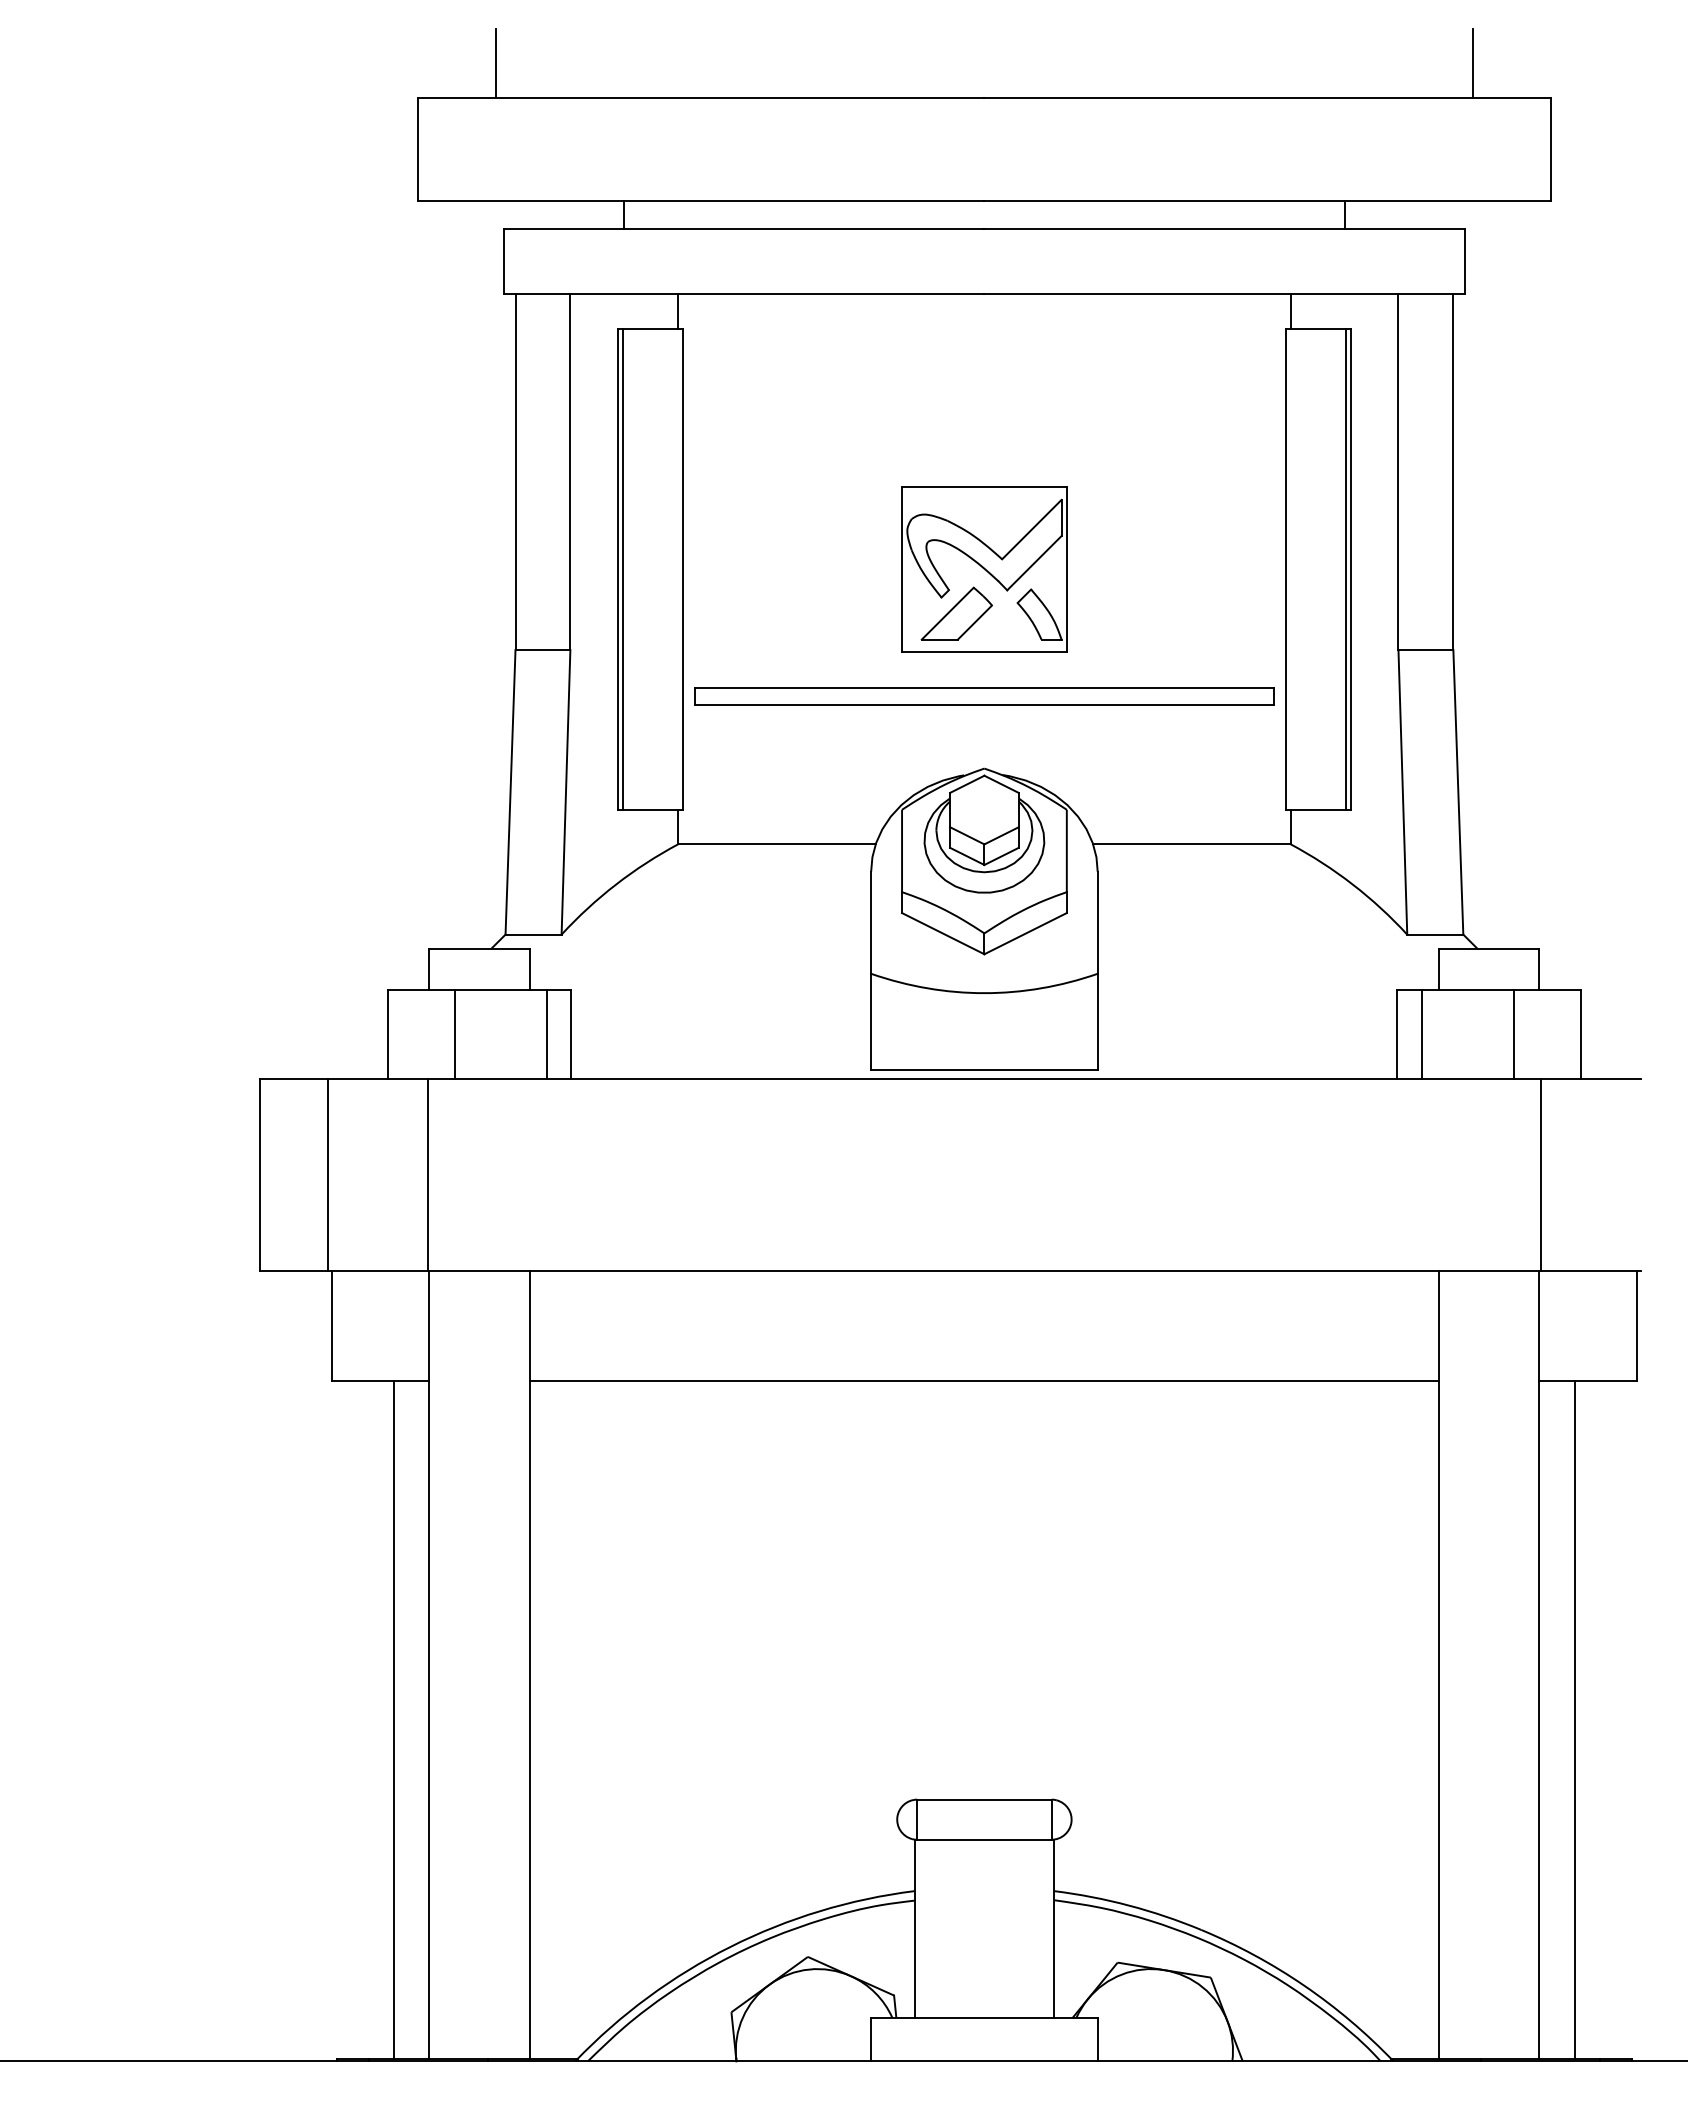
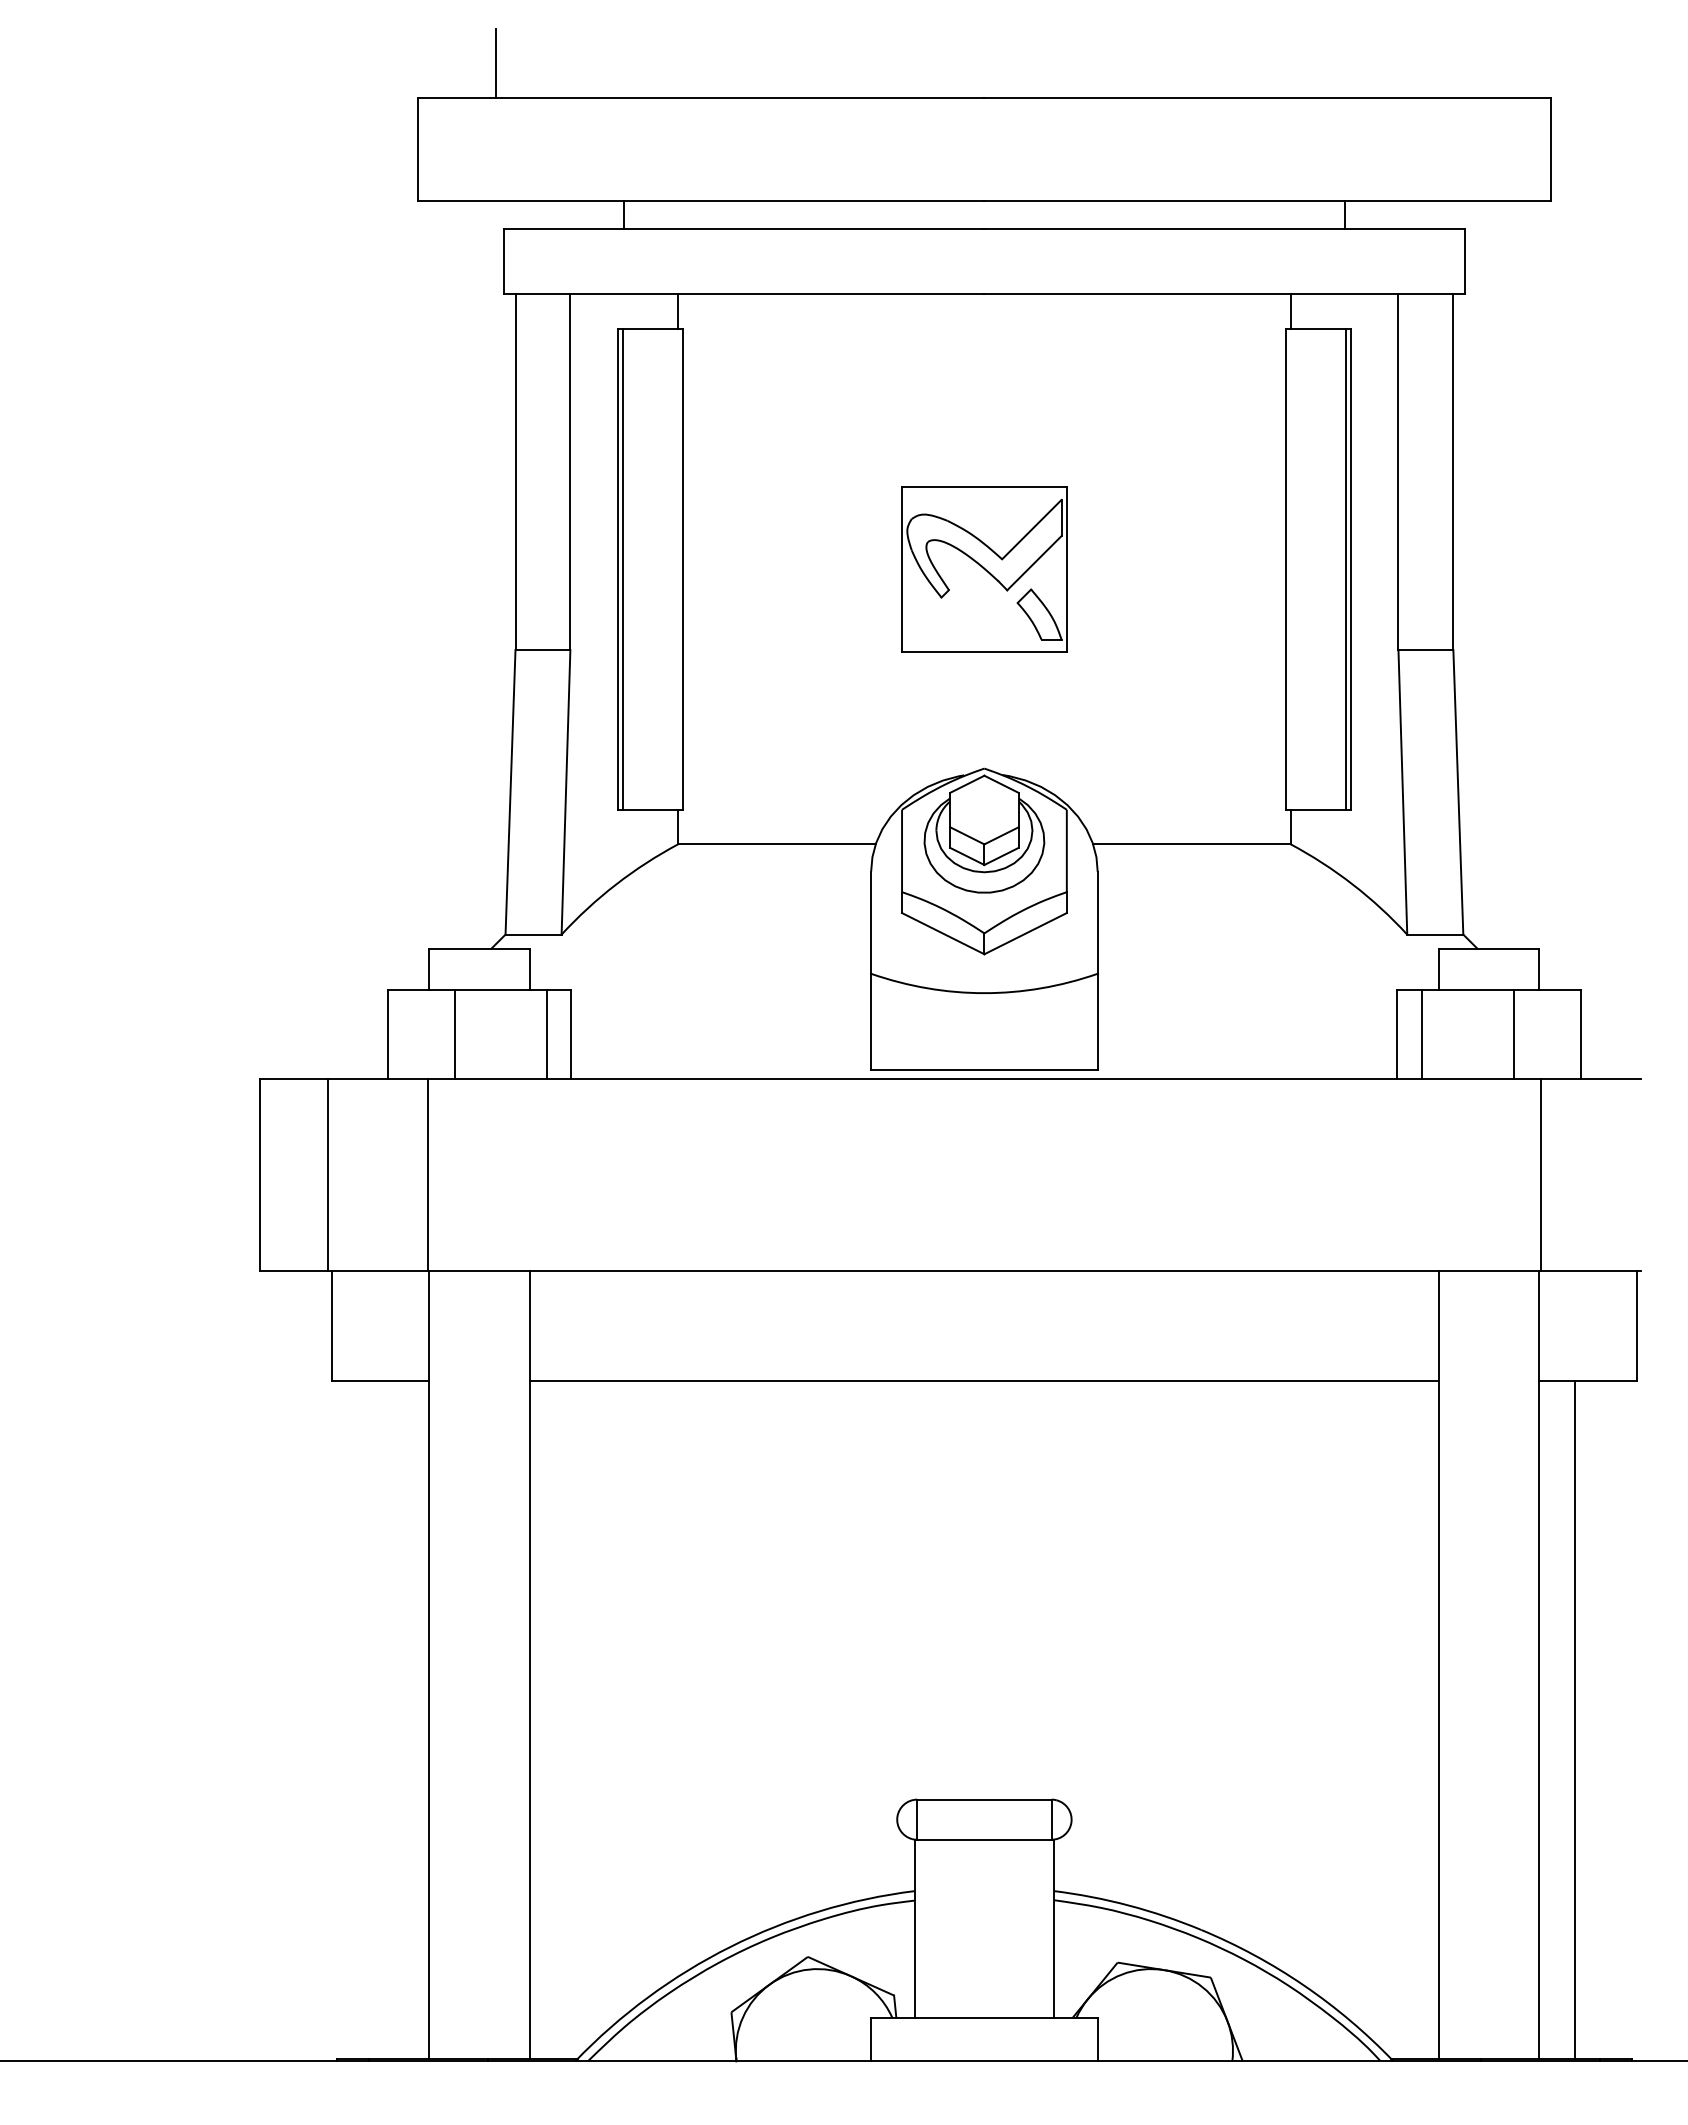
line: present -> none (1473, 63)
part: present -> none (956, 613)
part: present -> none (984, 696)
line: present -> none (393, 1719)
